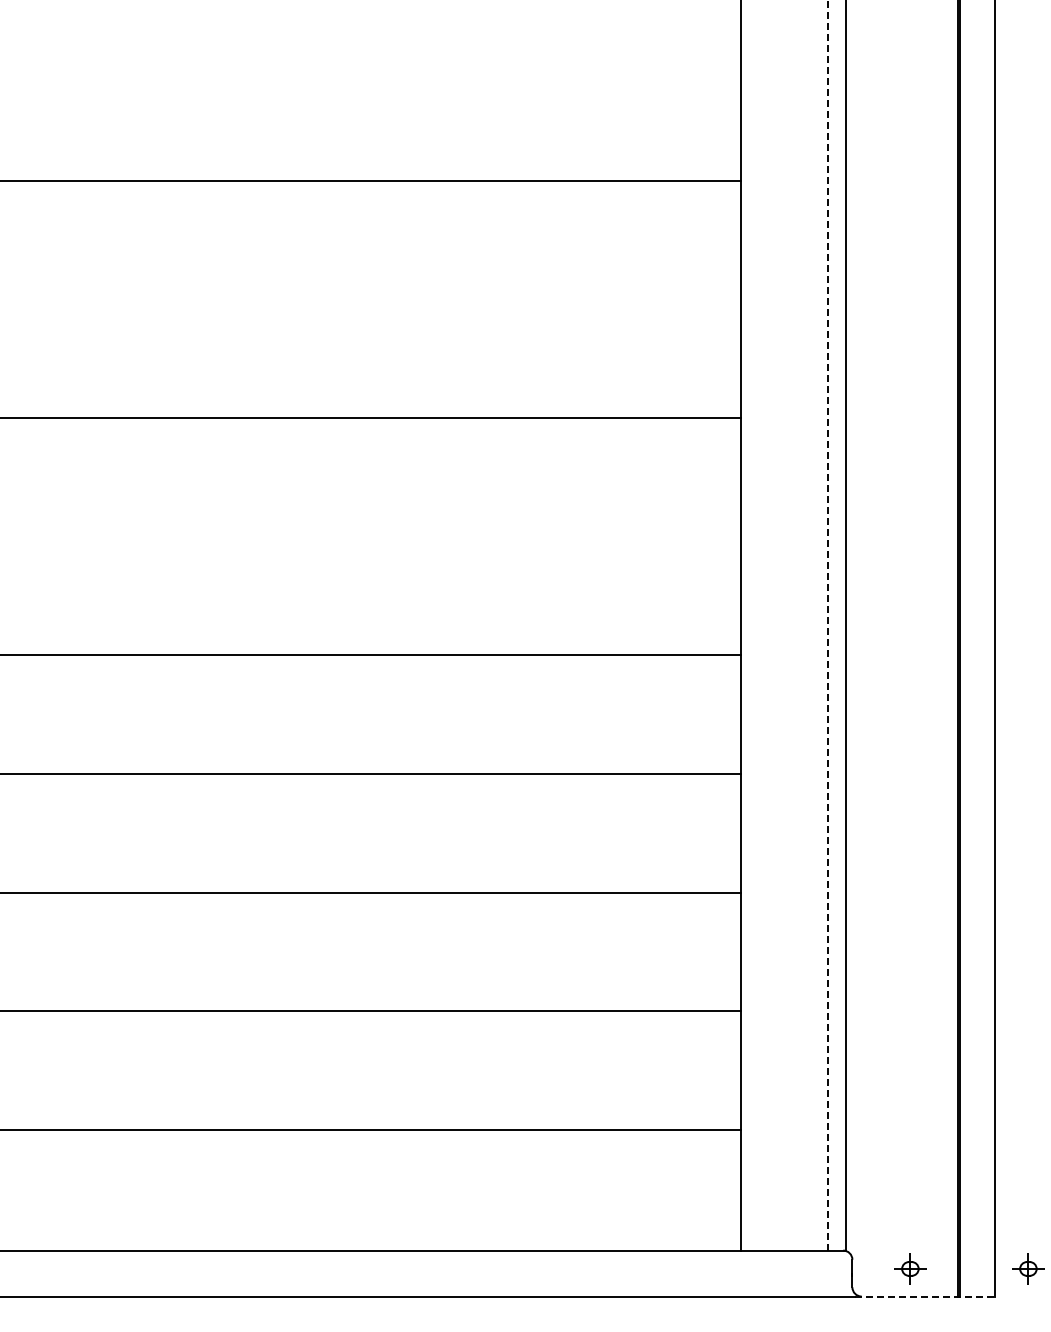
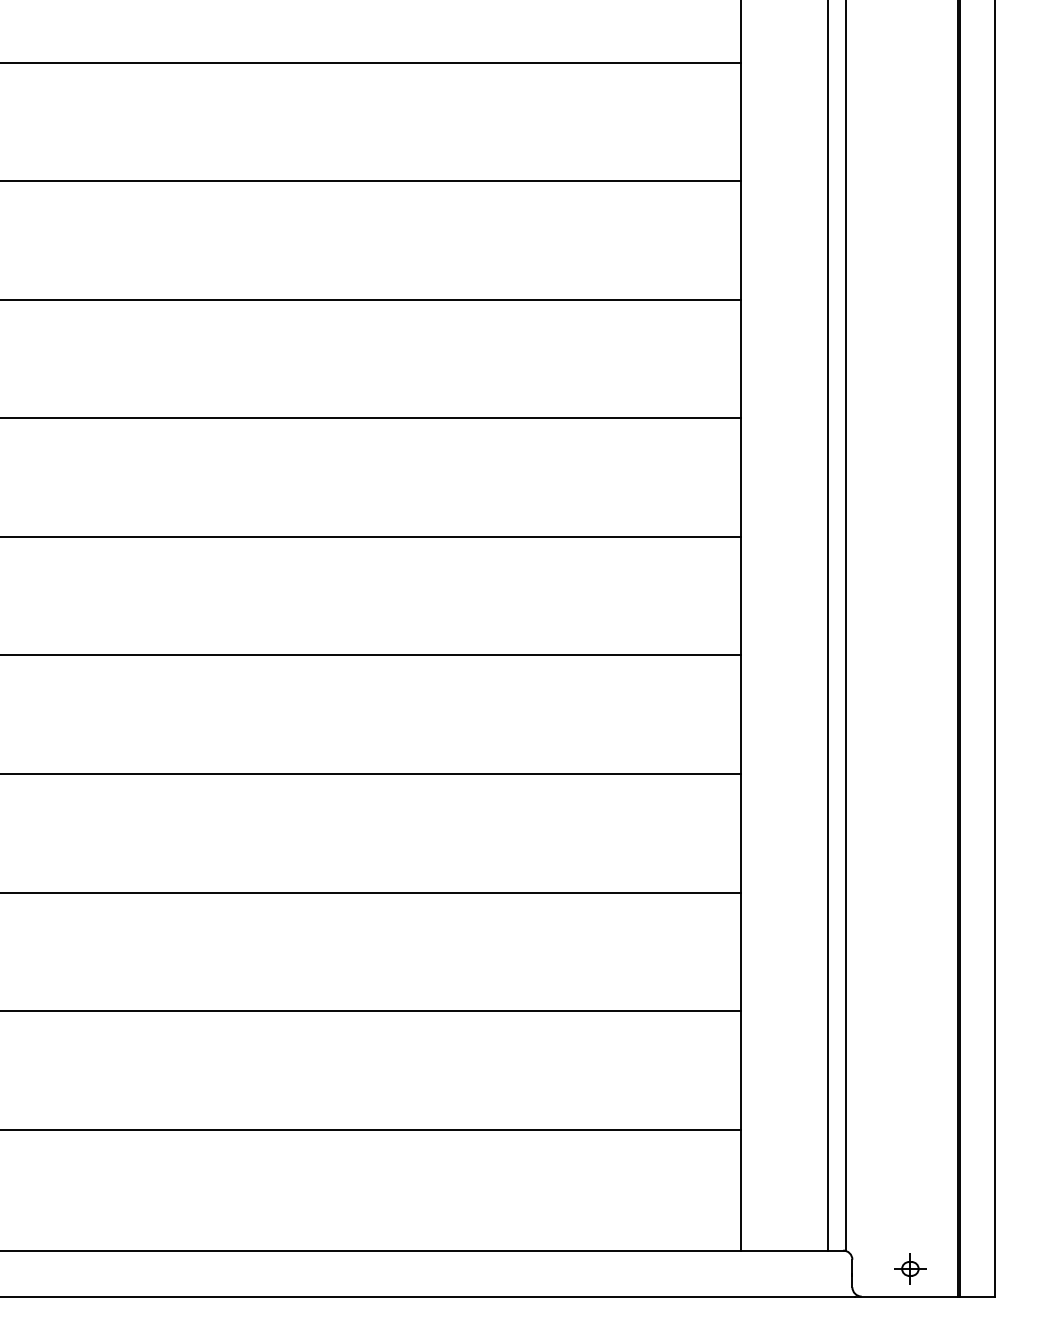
line: none -> present (371, 62)
line: none -> present (371, 299)
line: none -> present (371, 536)
line: dashed -> solid (827, 625)
part: present -> none (1028, 1268)
line: dashed -> solid (925, 1296)
